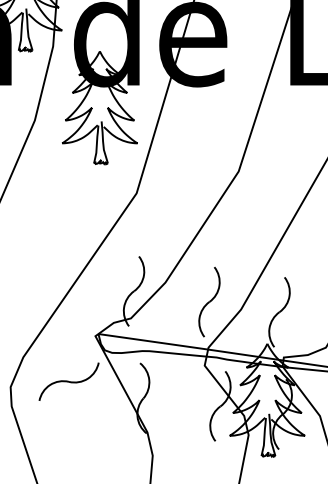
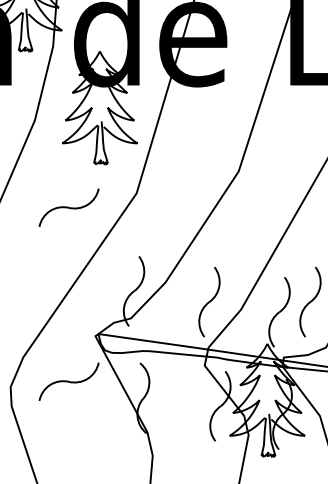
part: none -> present (68, 207)
part: none -> present (310, 301)
